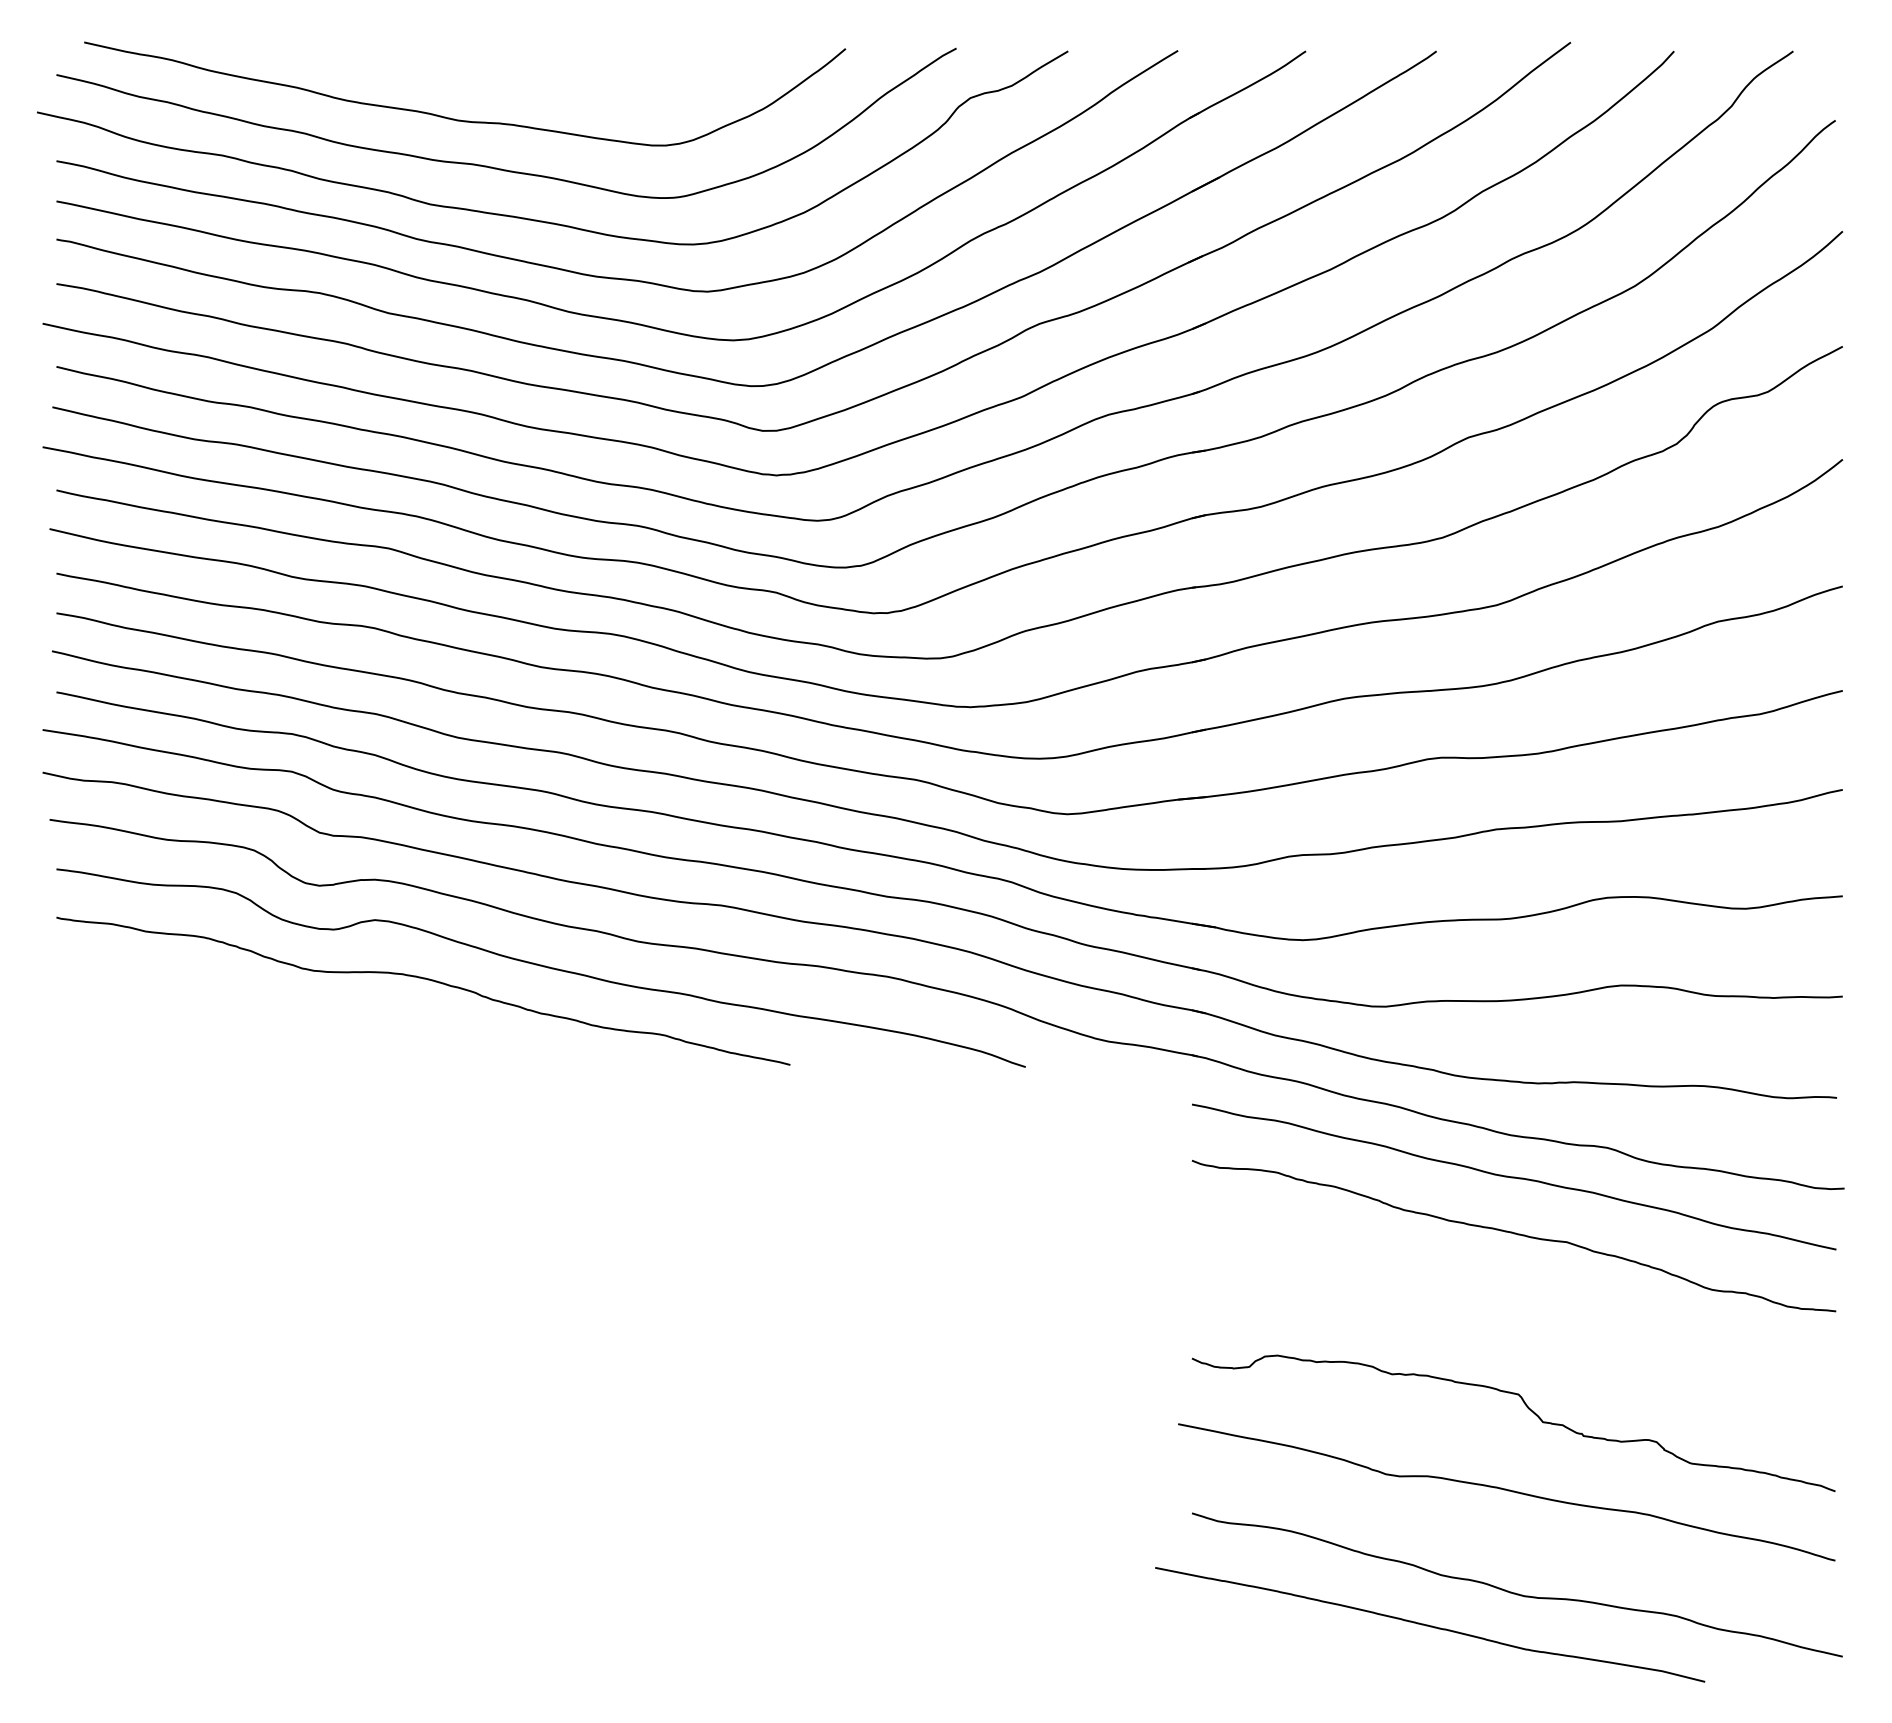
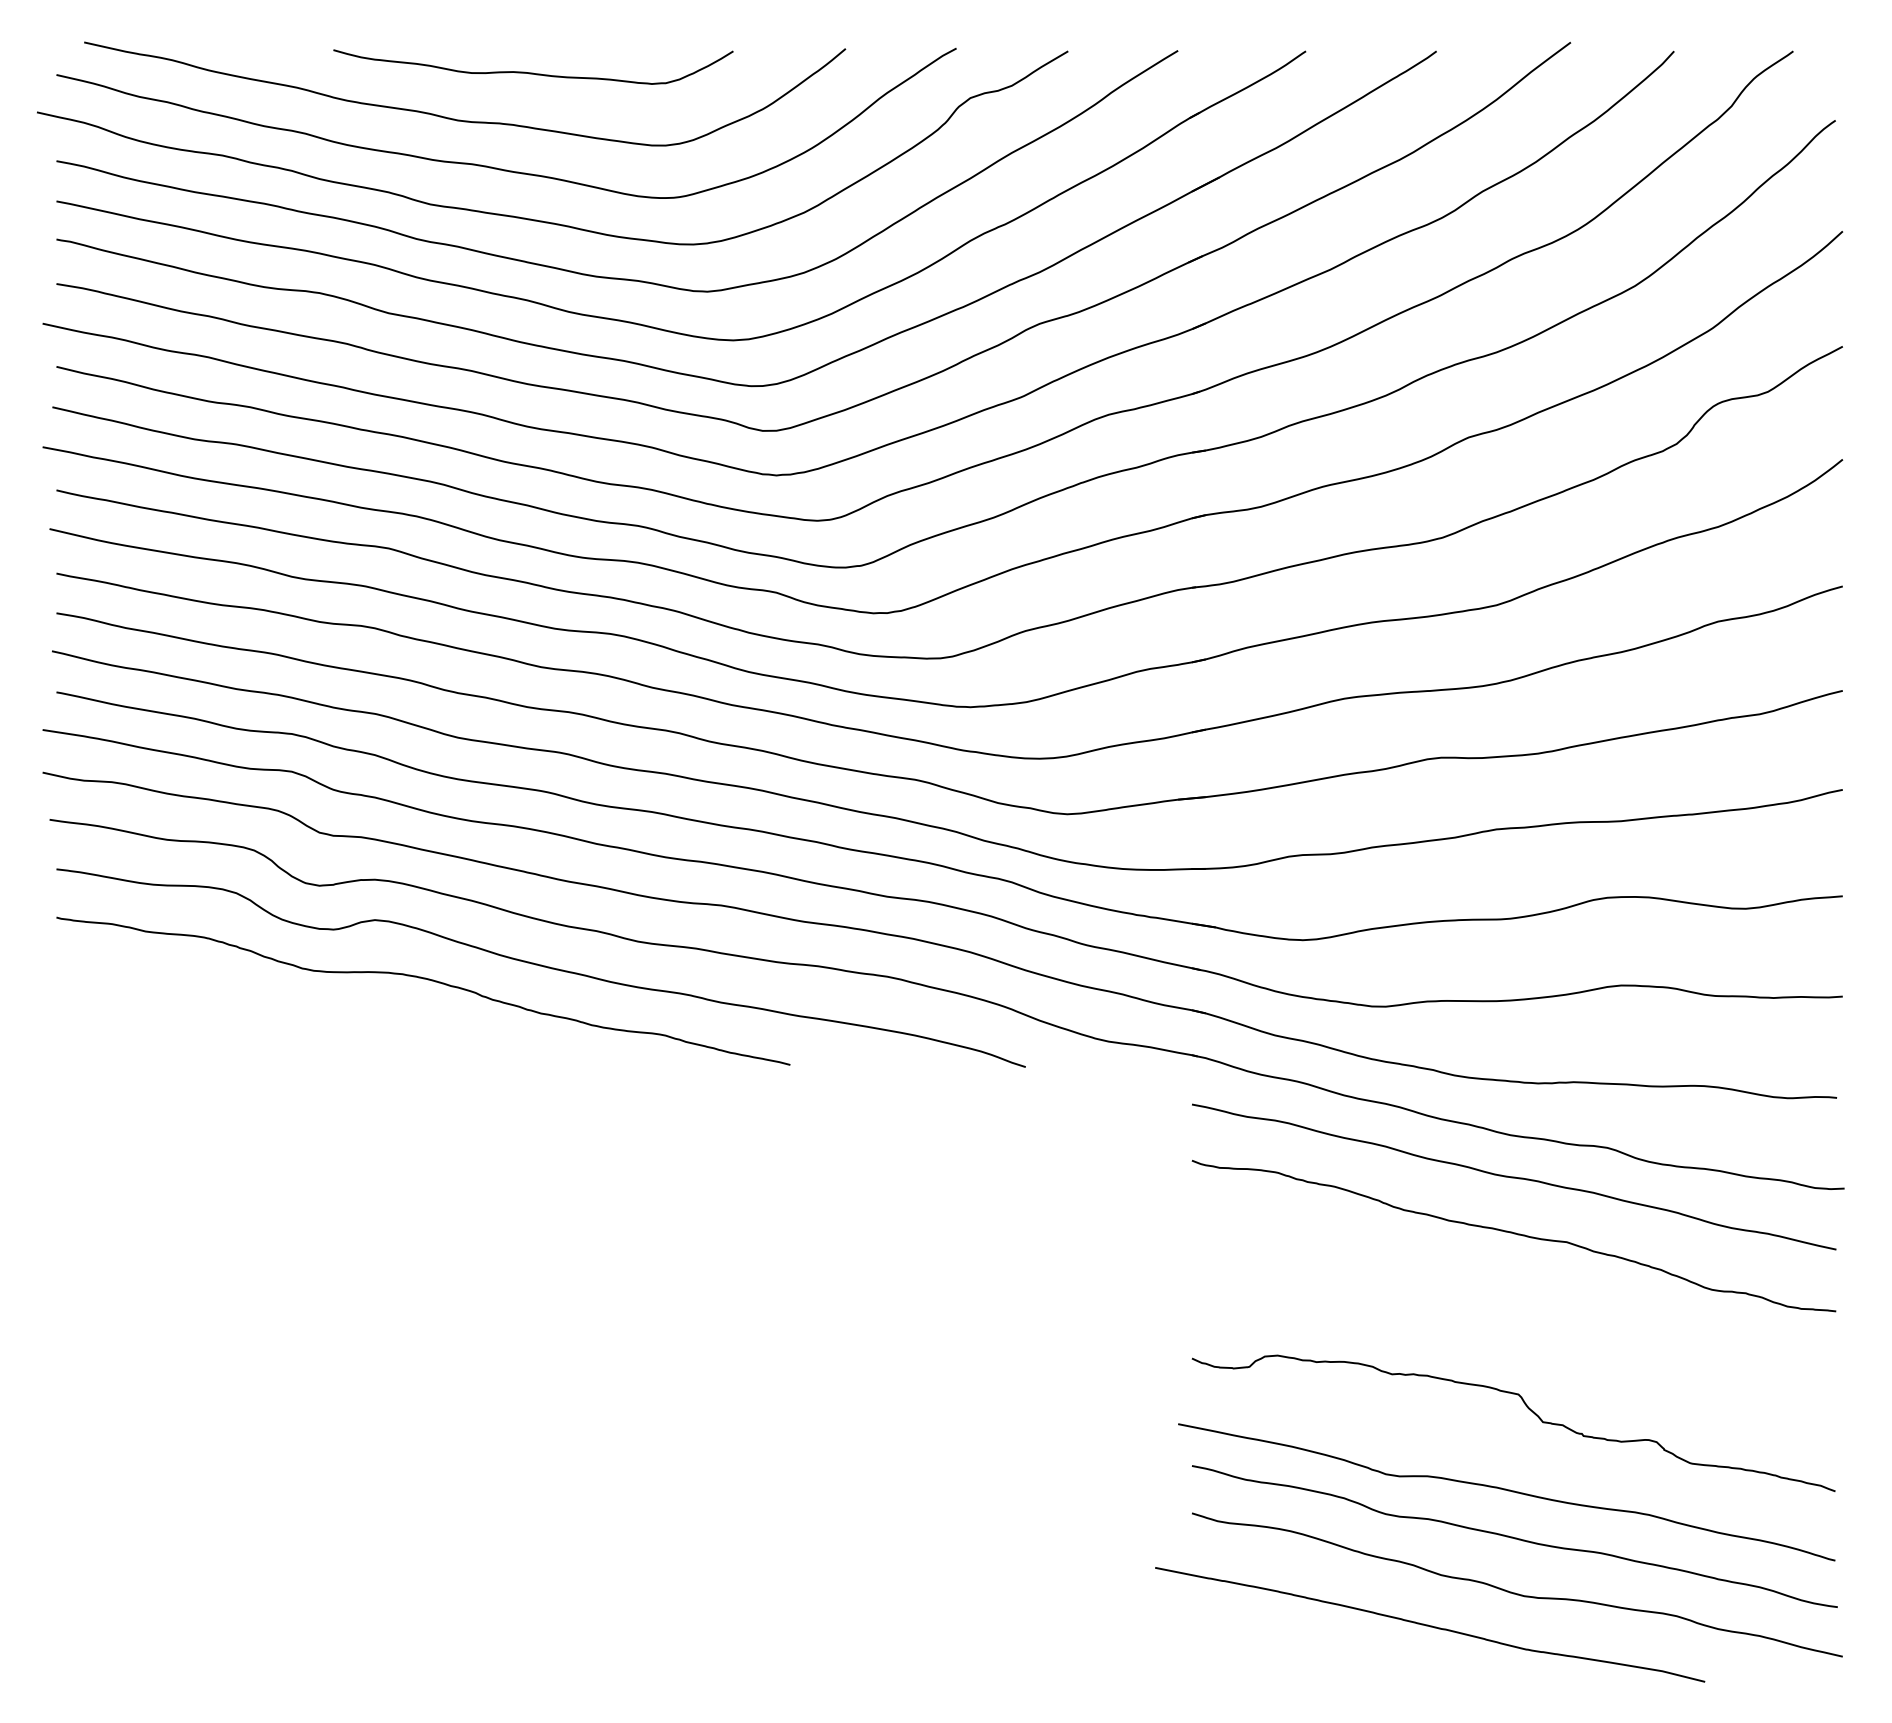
curve: none -> present (533, 72)
curve: none -> present (1514, 1537)
